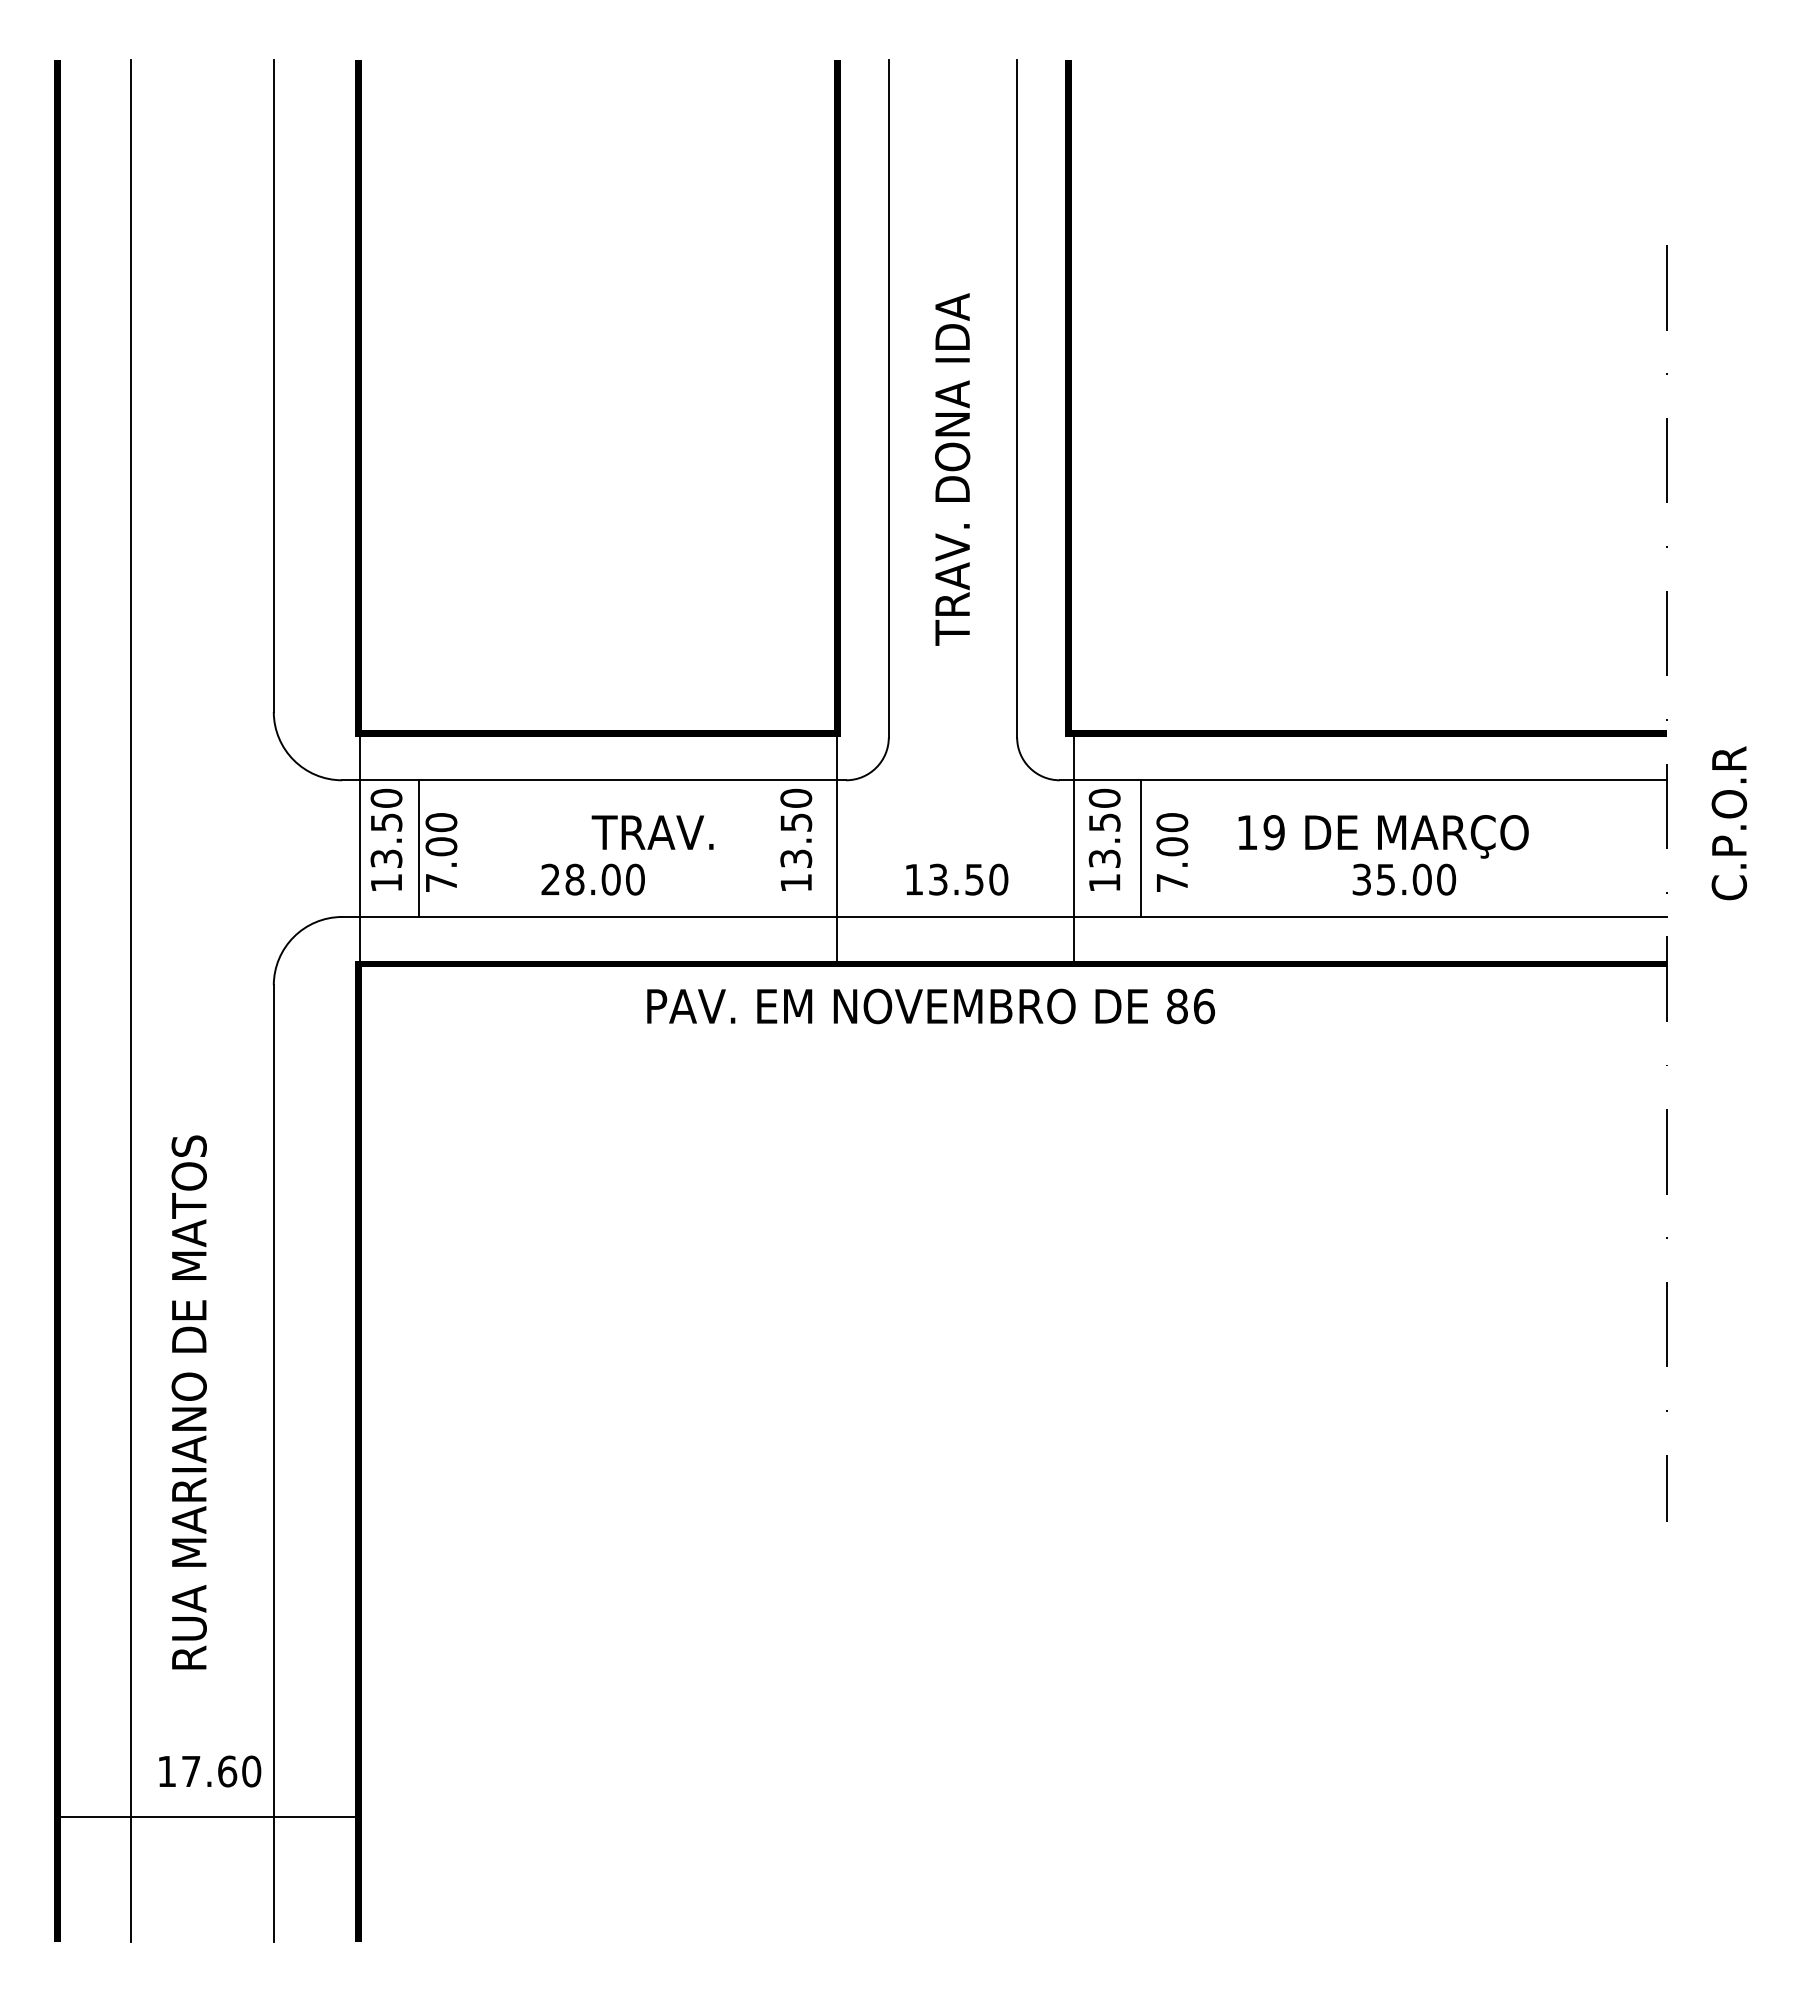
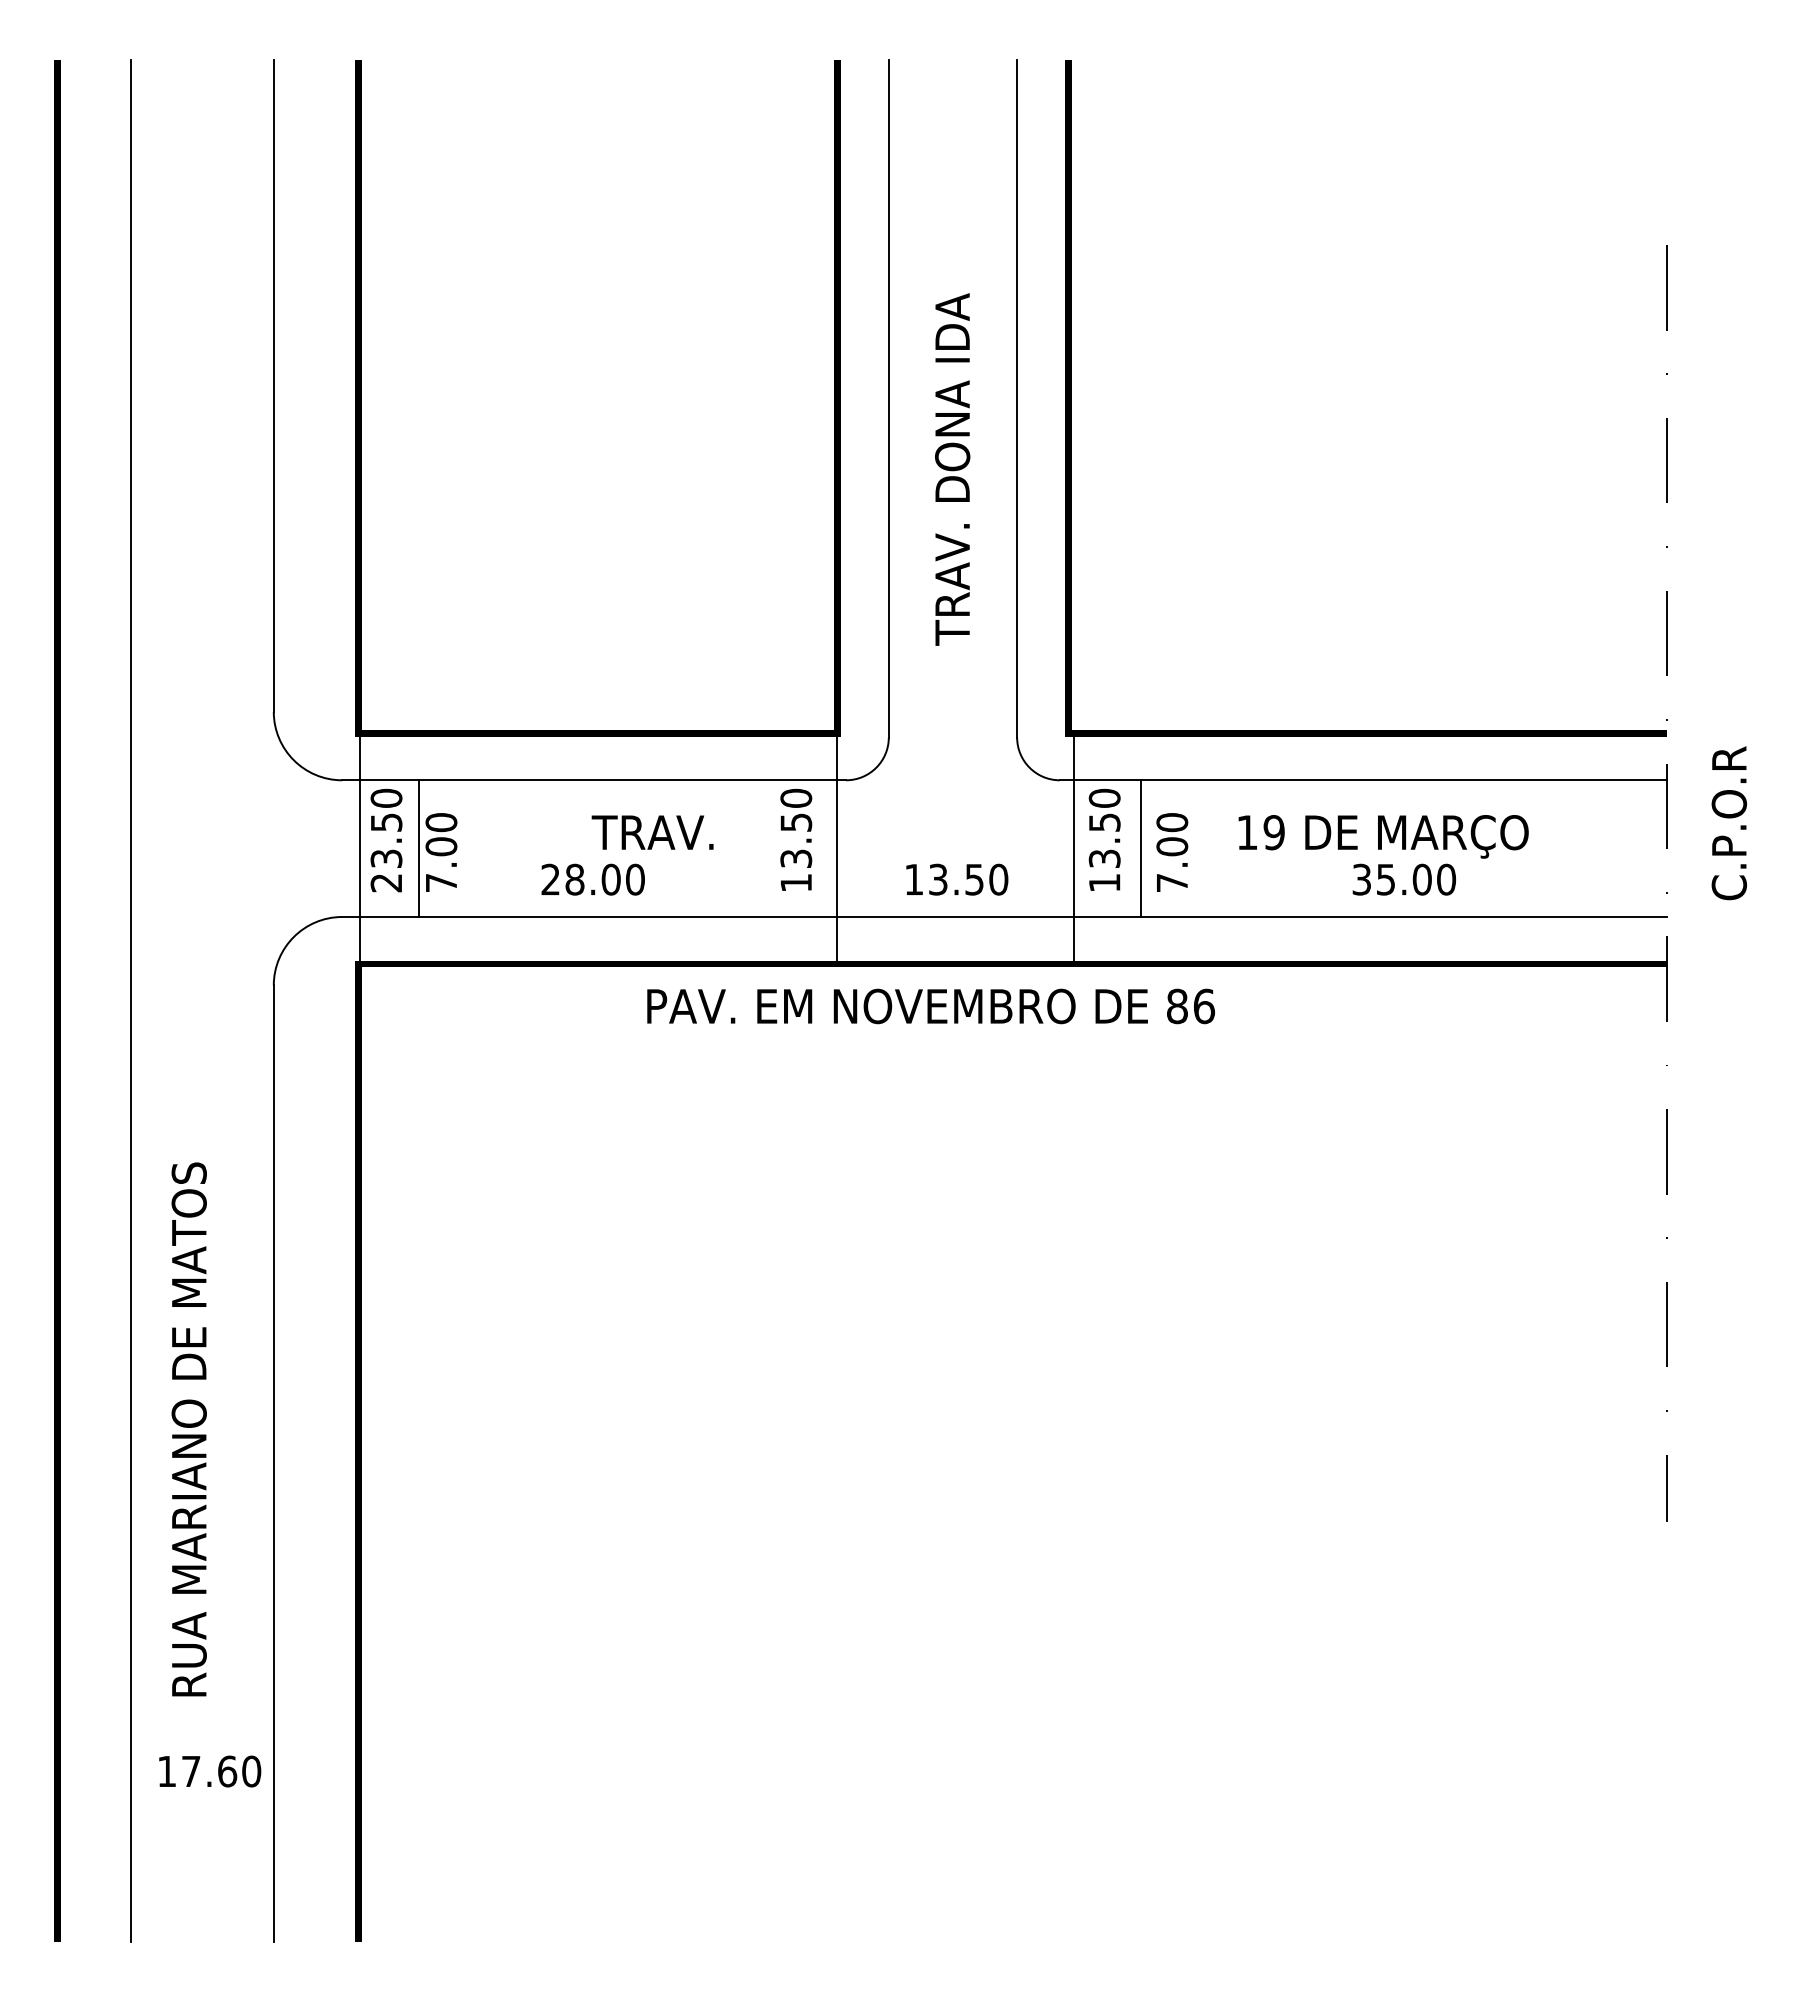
text: 13.50 -> 23.50 (385, 883)
text position: (188, 1402) -> (188, 1429) (188, 1429)
line: present -> none (207, 1817)
